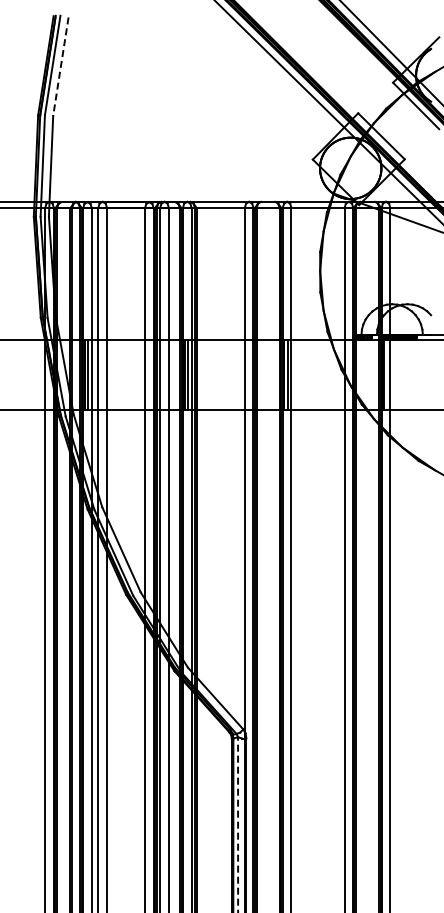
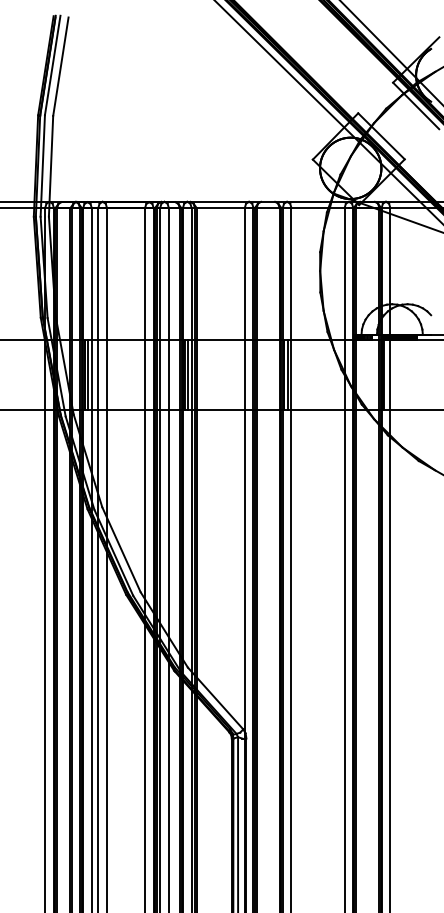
line: dashed -> solid (60, 66)
line: dashed -> solid (238, 825)
